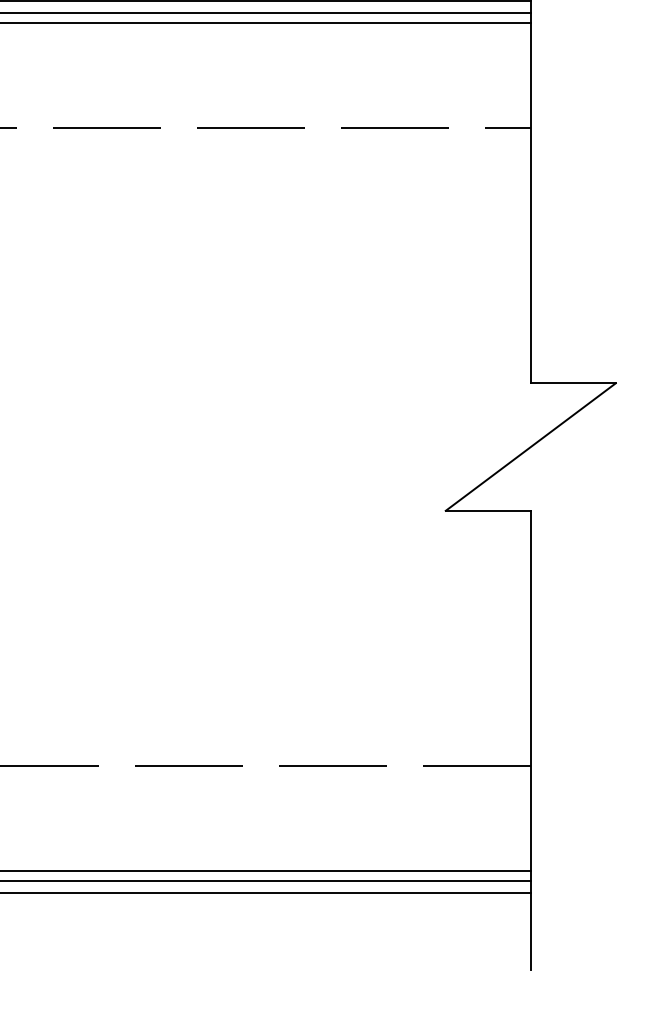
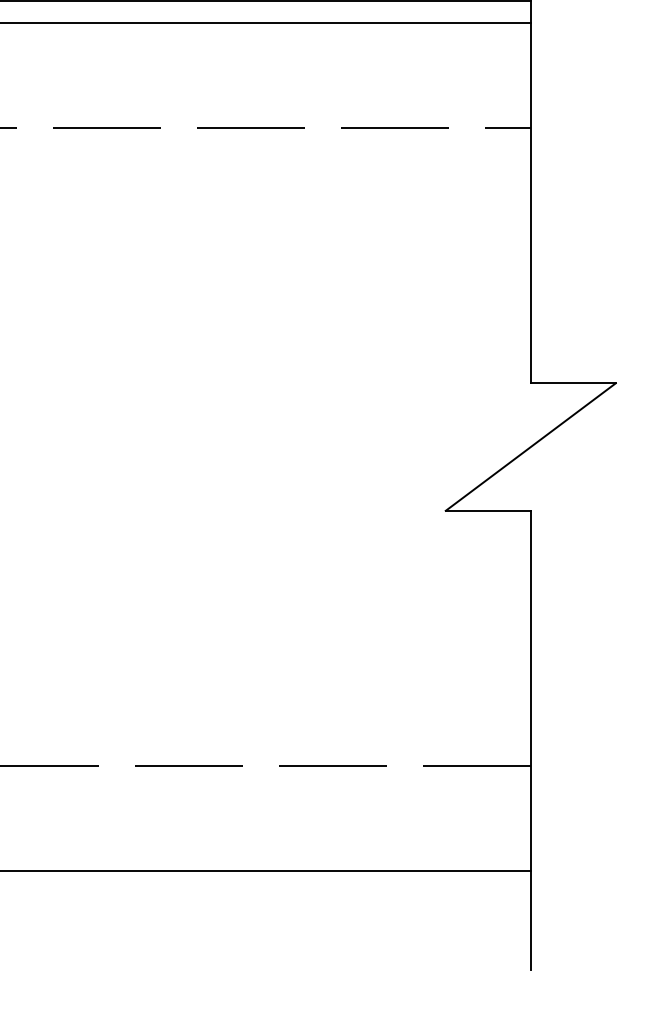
line: present -> none (266, 13)
line: present -> none (266, 880)
line: present -> none (266, 893)
